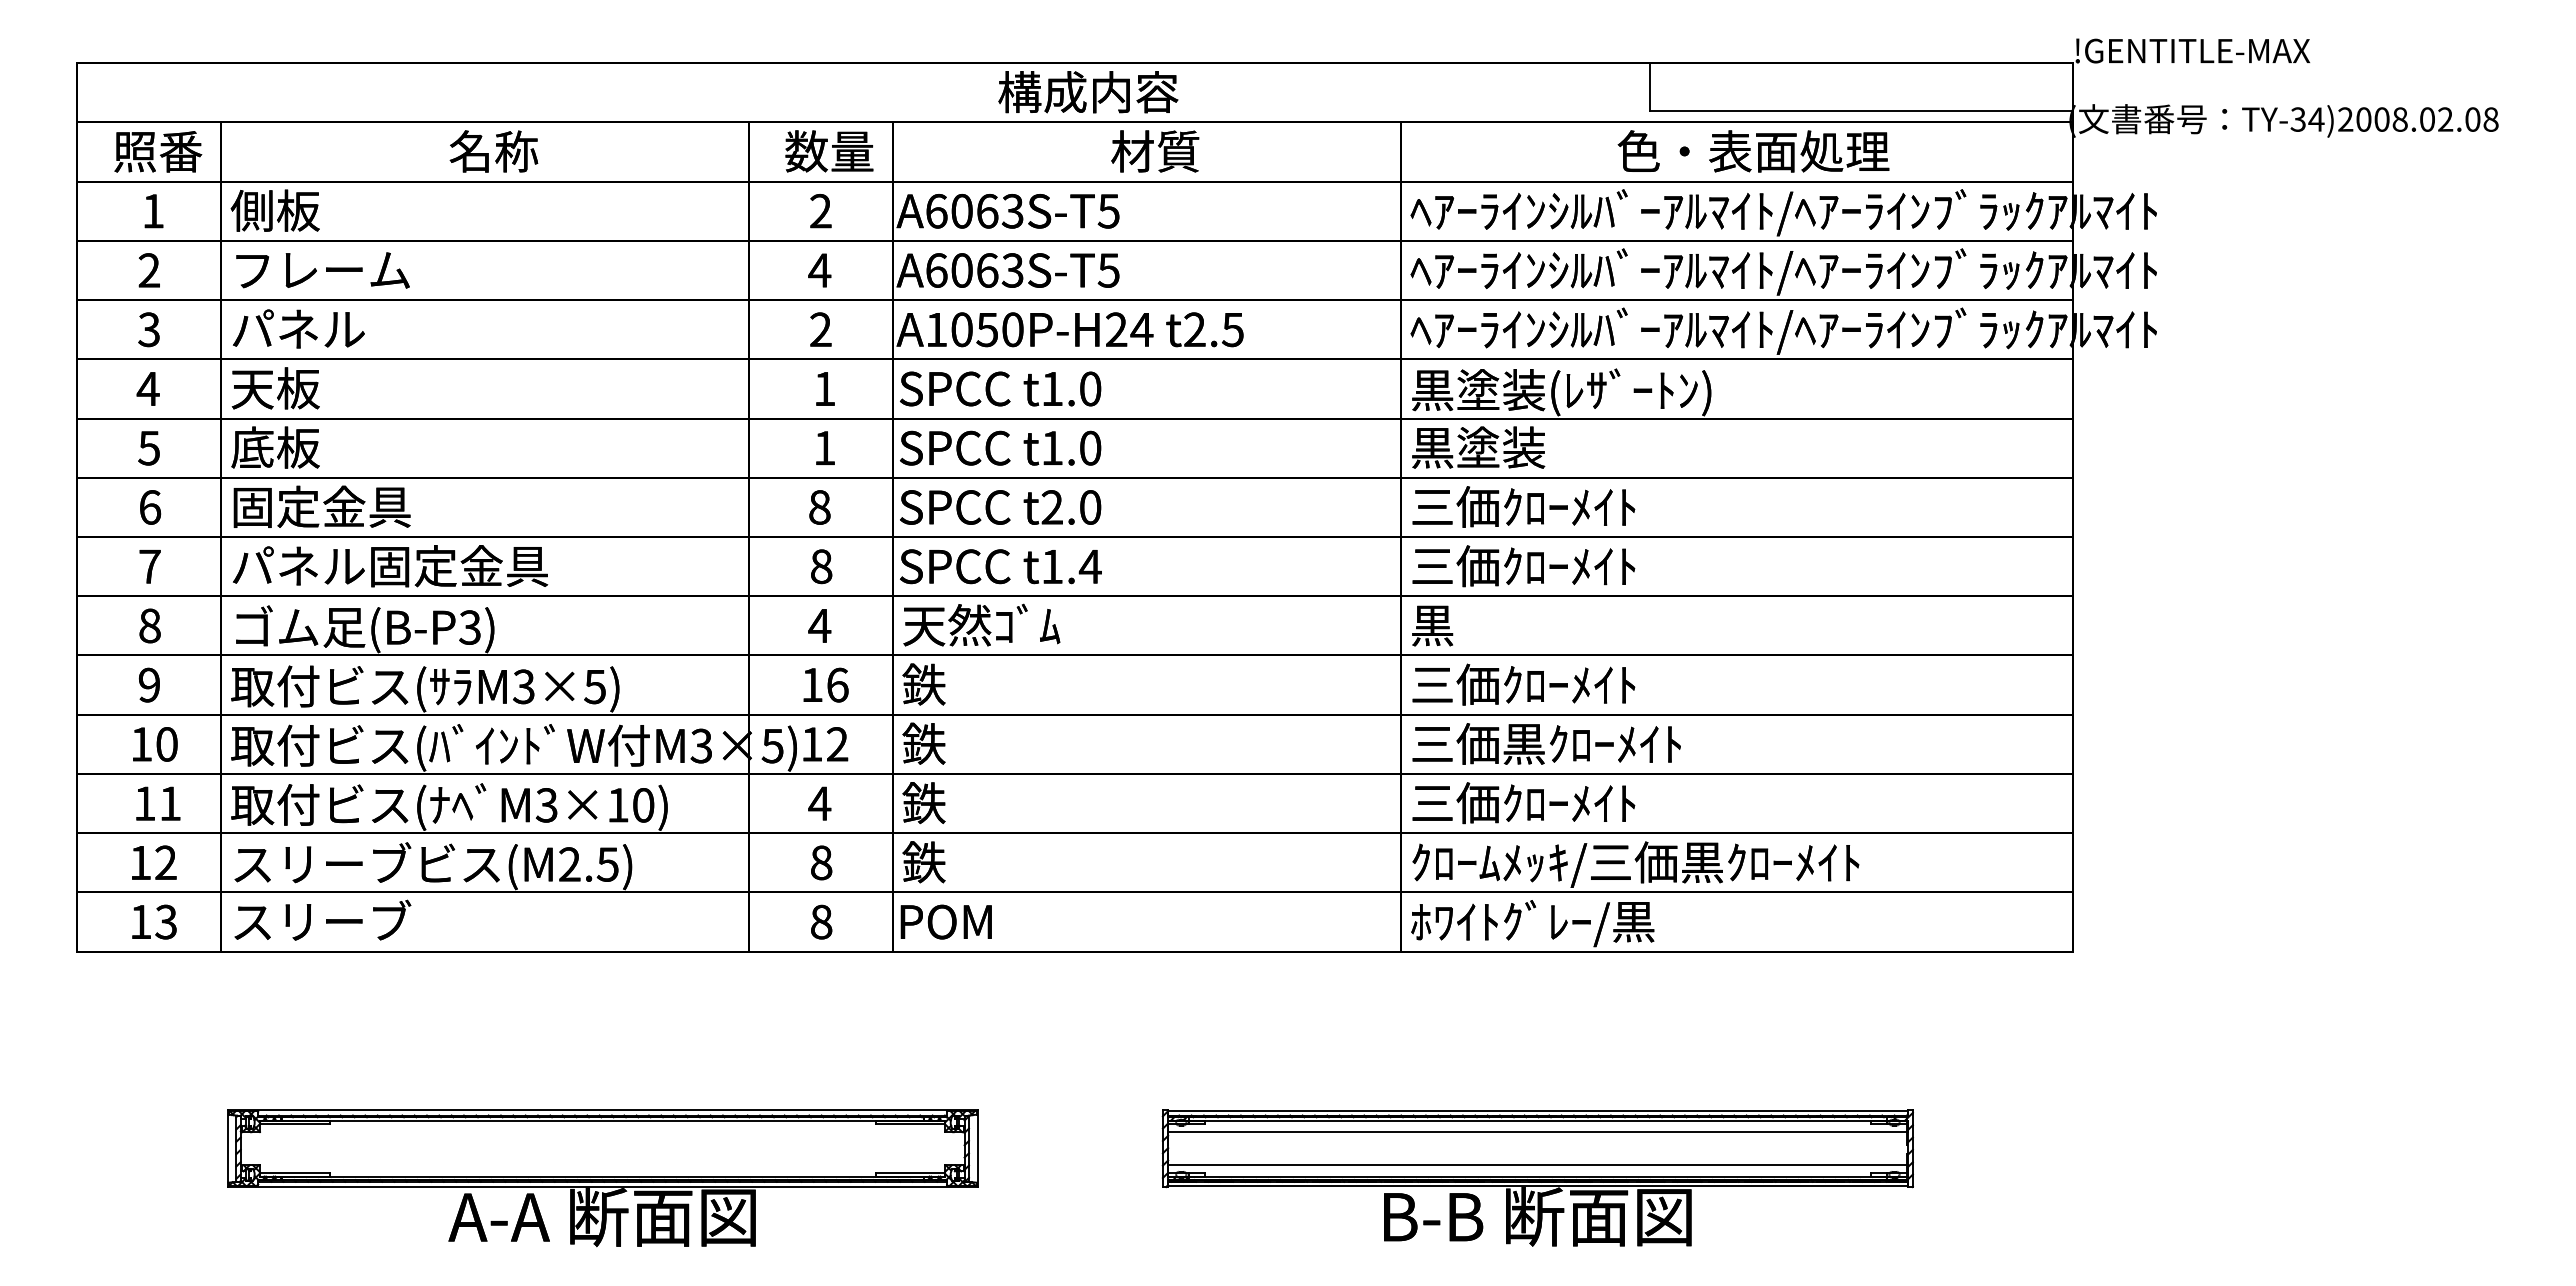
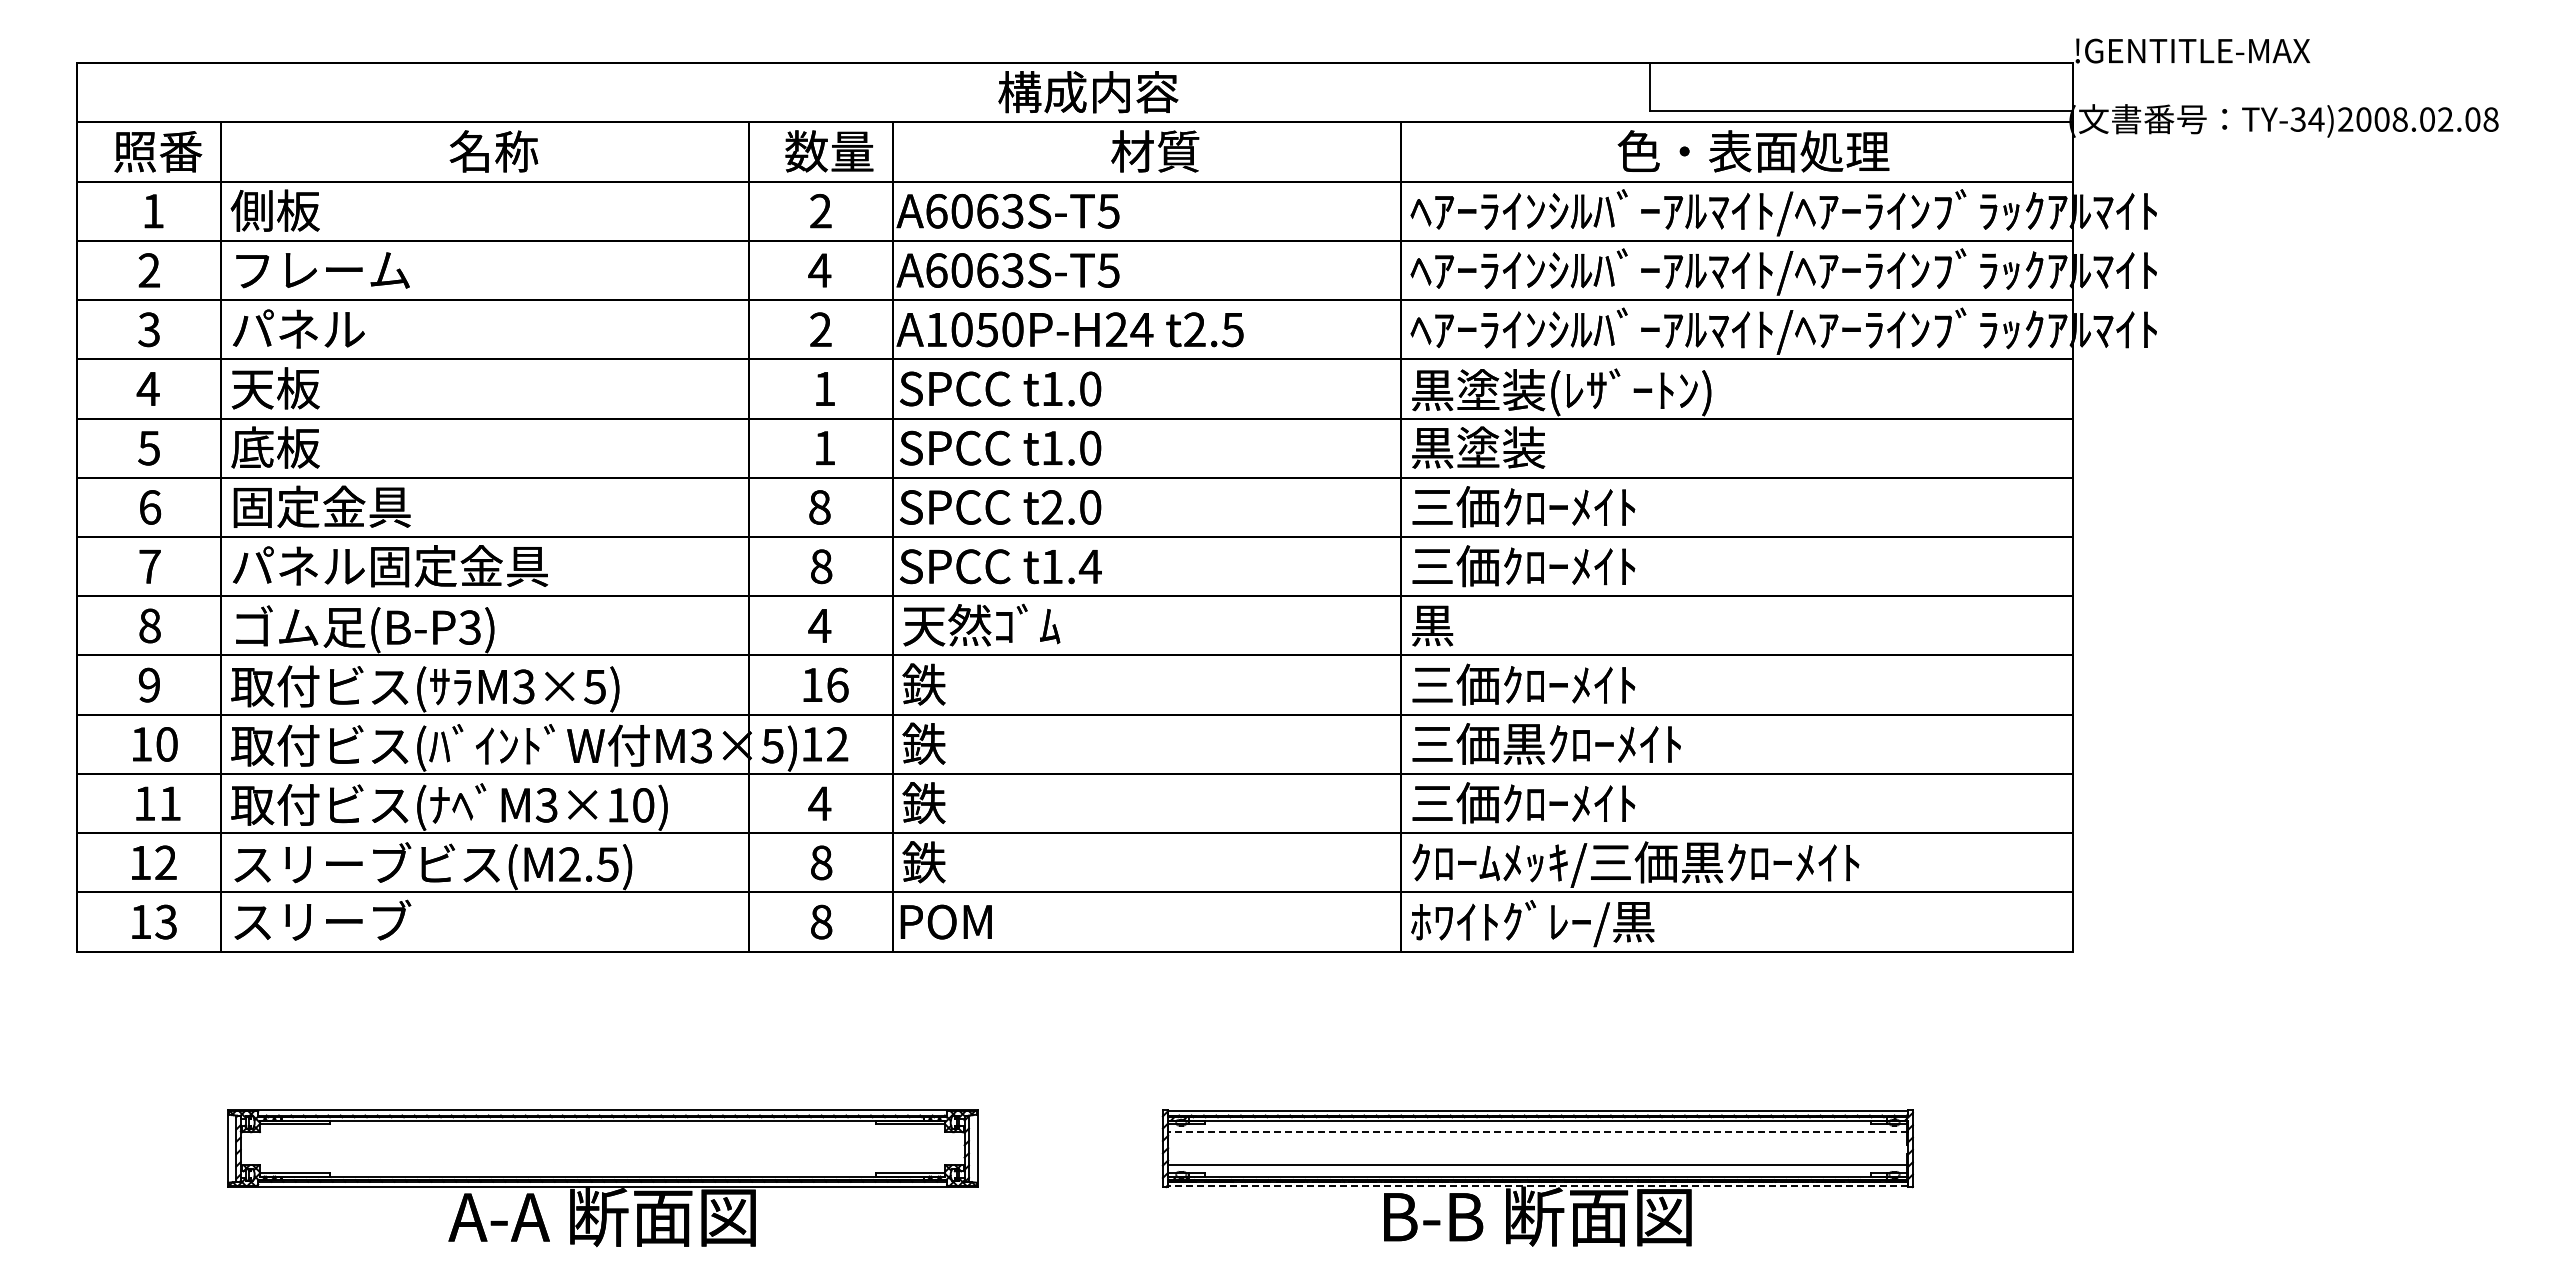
line: solid -> dashed (1537, 1132)
line: solid -> dashed (1537, 1186)
